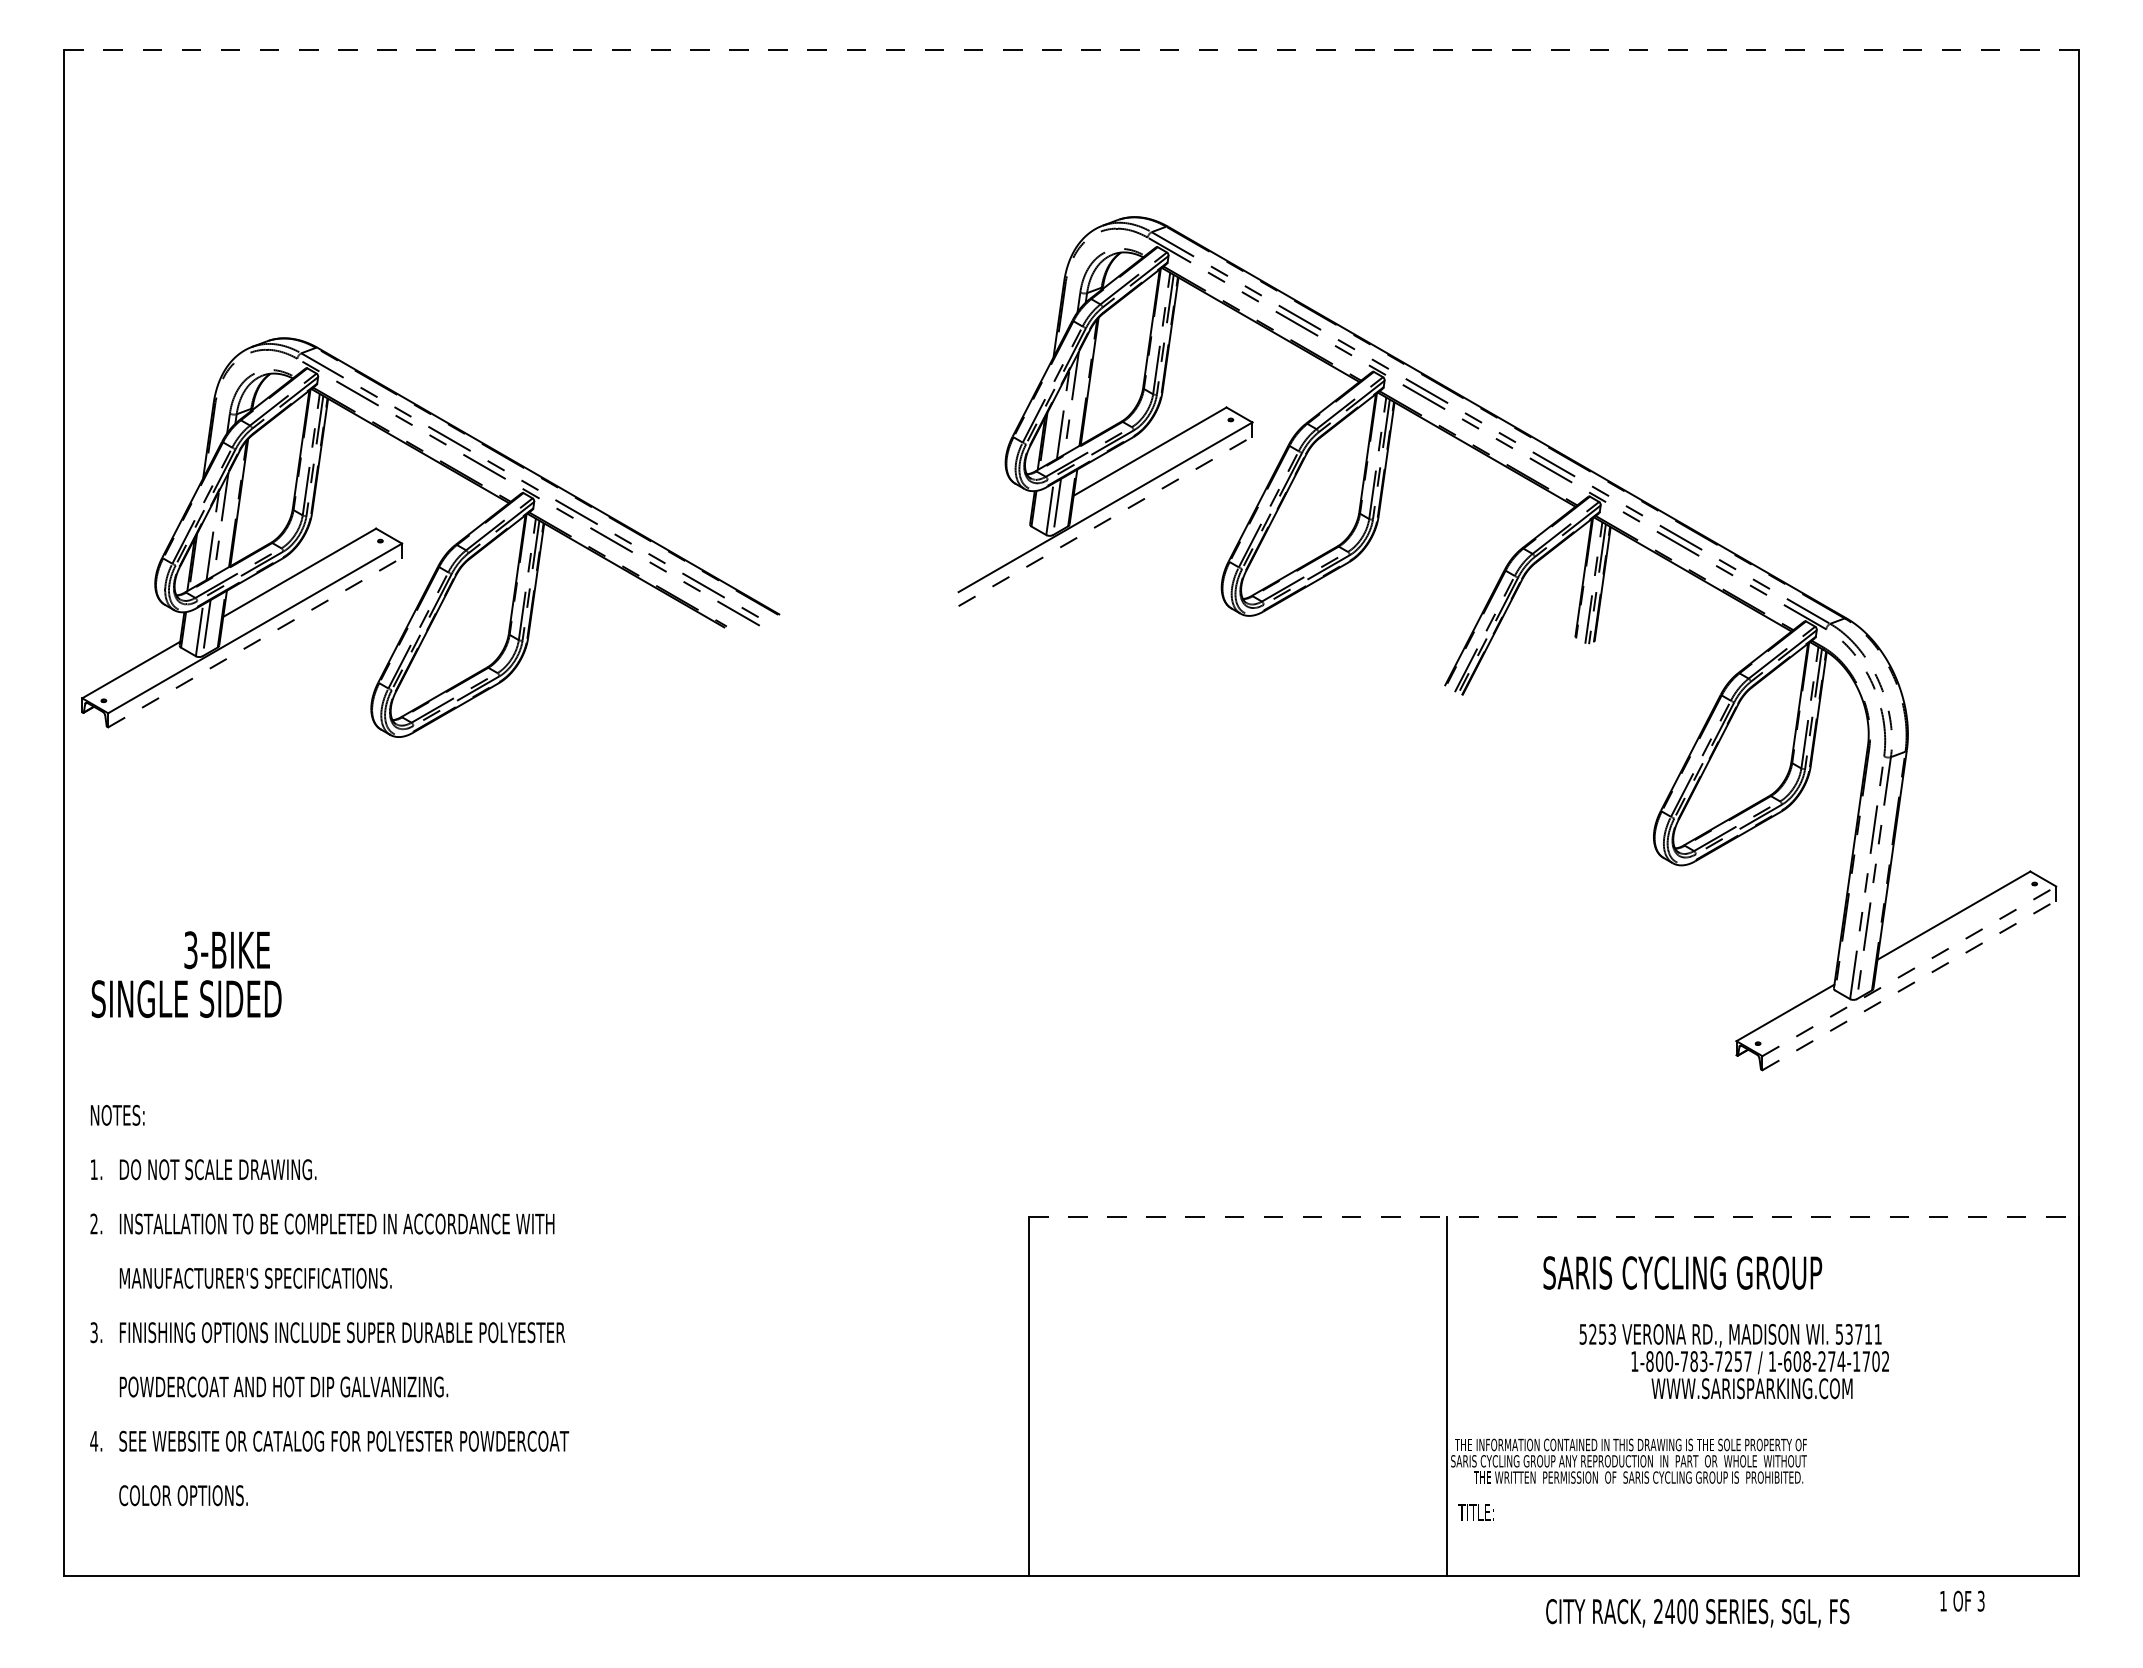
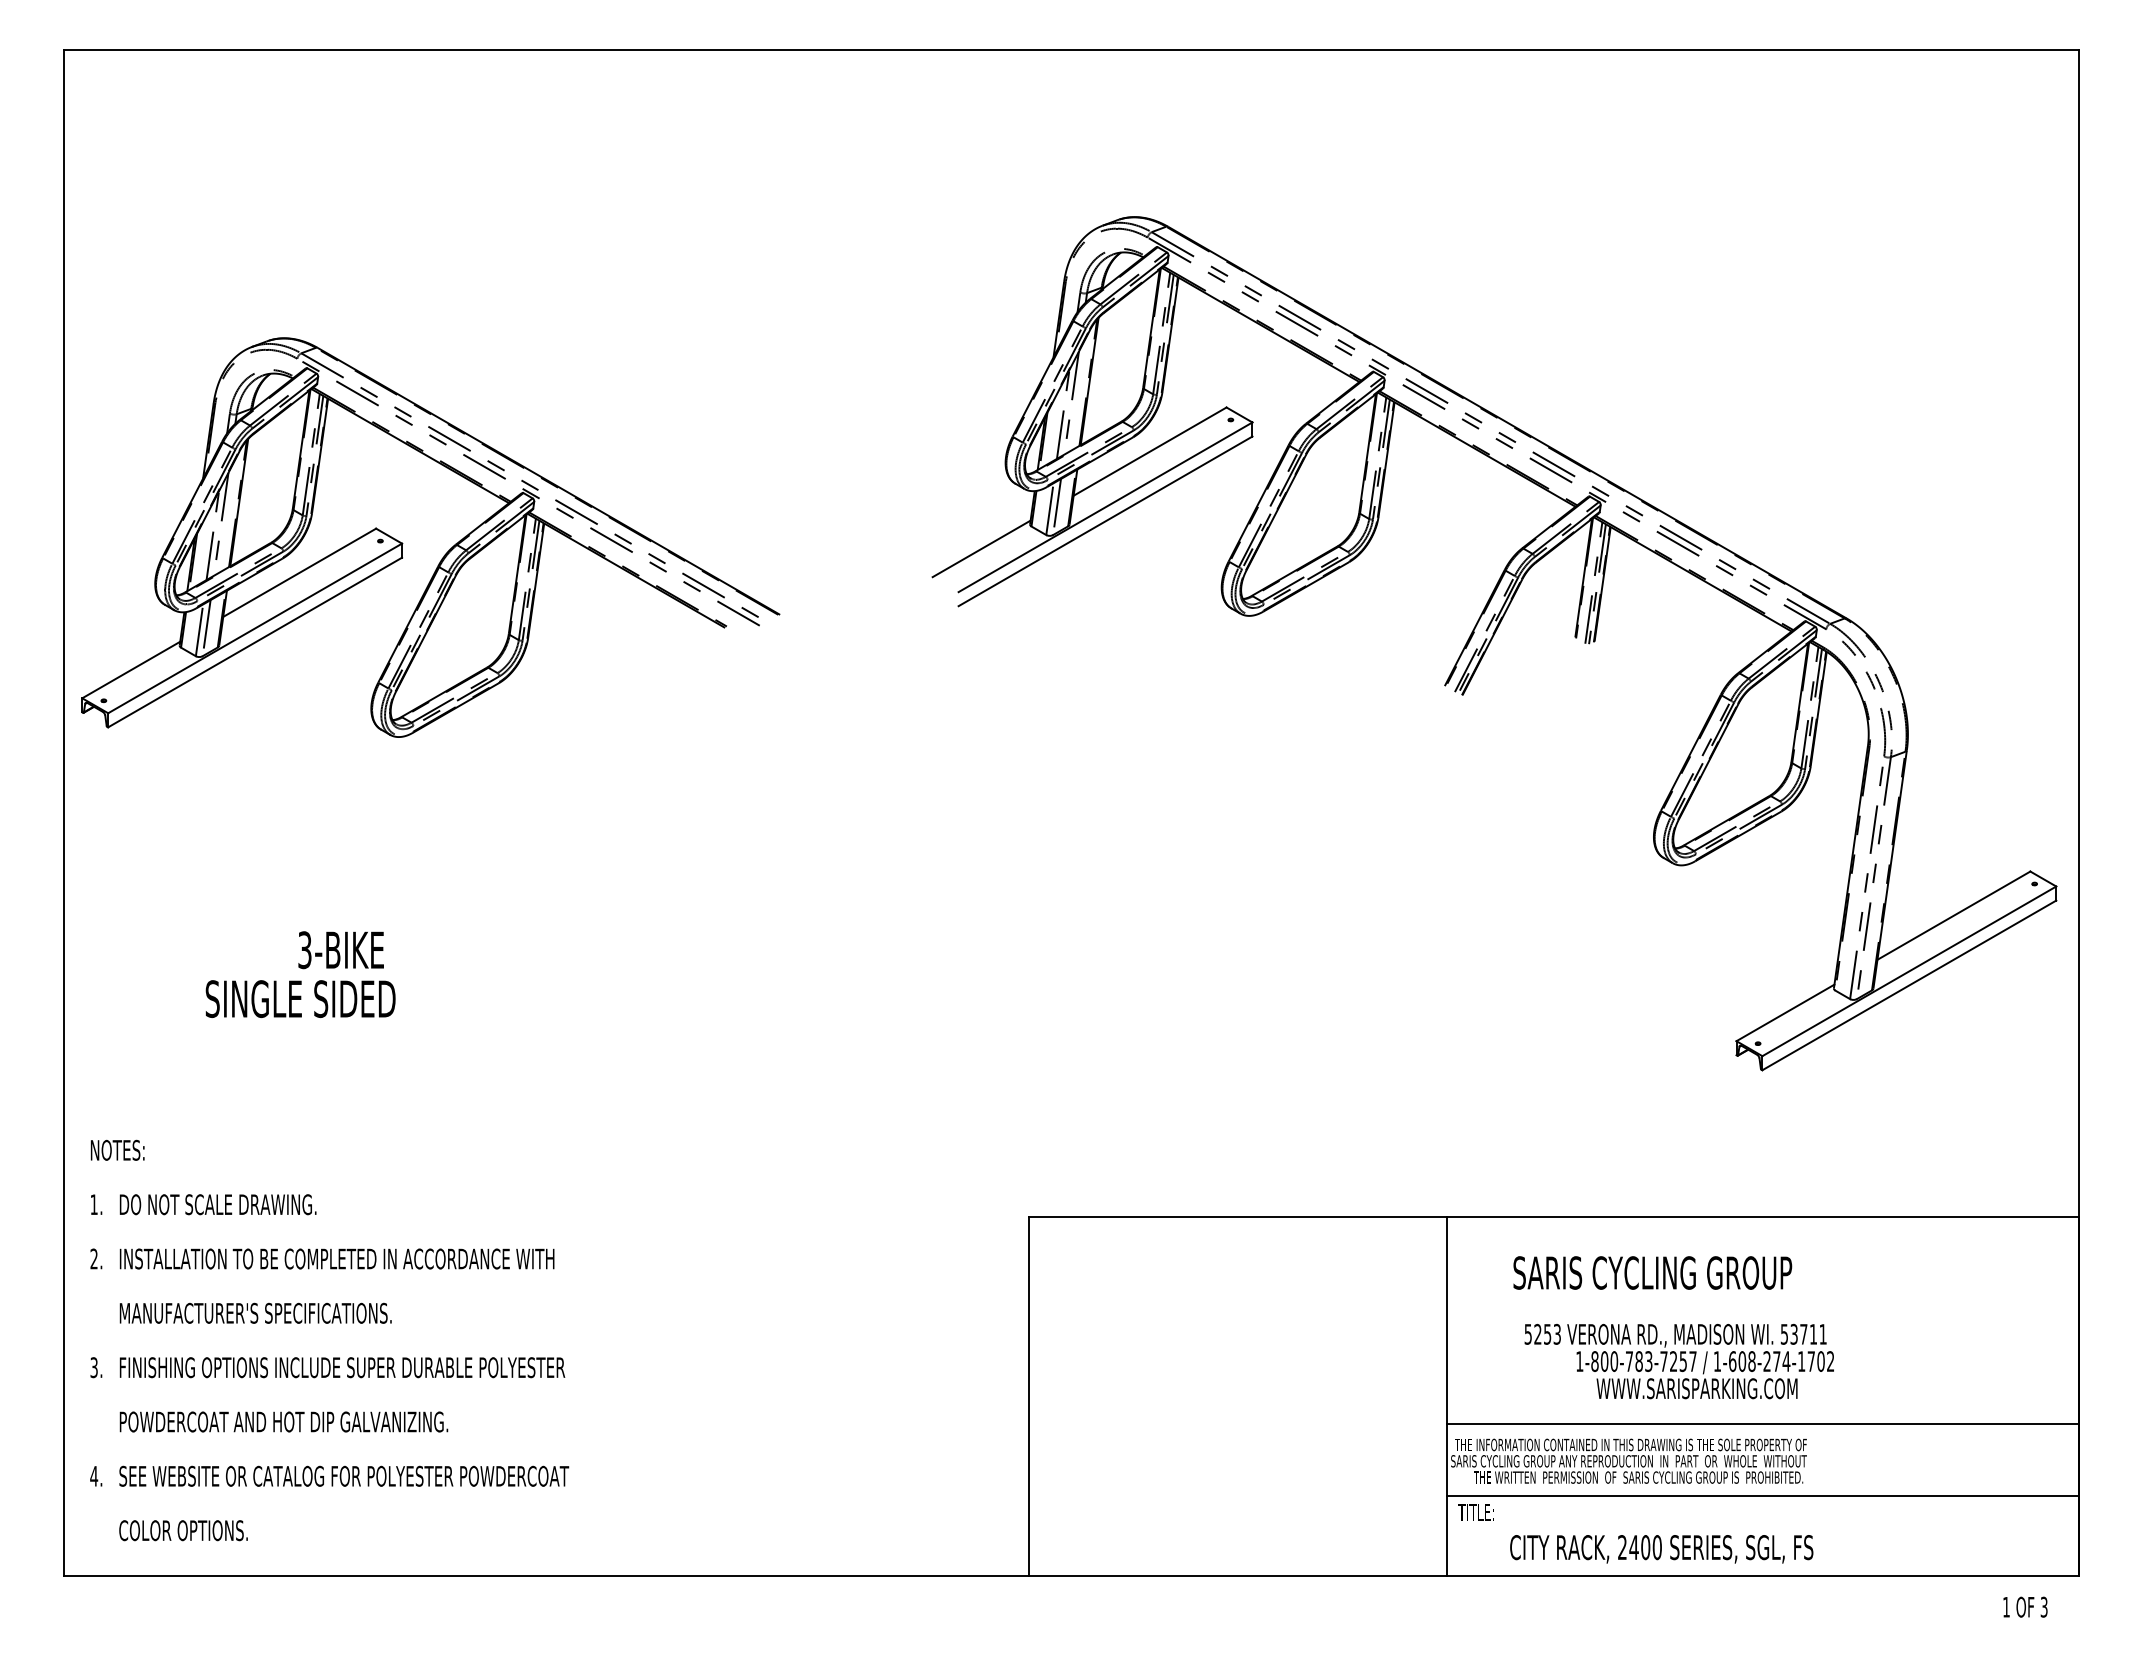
line: dashed -> solid (1071, 50)
line: dashed -> solid (1105, 521)
line: none -> present (981, 548)
line: dashed -> solid (255, 642)
line: dashed -> solid (1909, 971)
text position: (186, 974) -> (300, 974) (300, 974)
line: dashed -> solid (1909, 985)
line: dashed -> solid (1553, 1217)
text position: (1682, 1272) -> (1652, 1272) (1652, 1272)
text position: (329, 1305) -> (329, 1340) (329, 1340)
text position: (1733, 1361) -> (1678, 1361) (1678, 1361)
line: none -> present (1762, 1424)
line: none -> present (1762, 1496)
text position: (1962, 1600) -> (2025, 1606) (2025, 1606)
text position: (1697, 1613) -> (1661, 1549) (1661, 1549)
